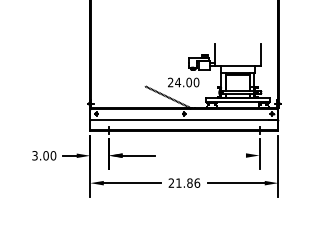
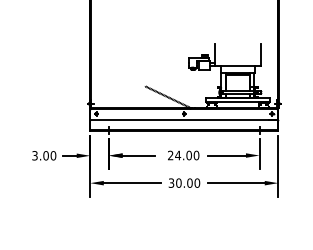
text position: (183, 82) -> (183, 155) (183, 155)
line: none -> present (226, 155)
text: 21.86 -> 30.00 (184, 182)
